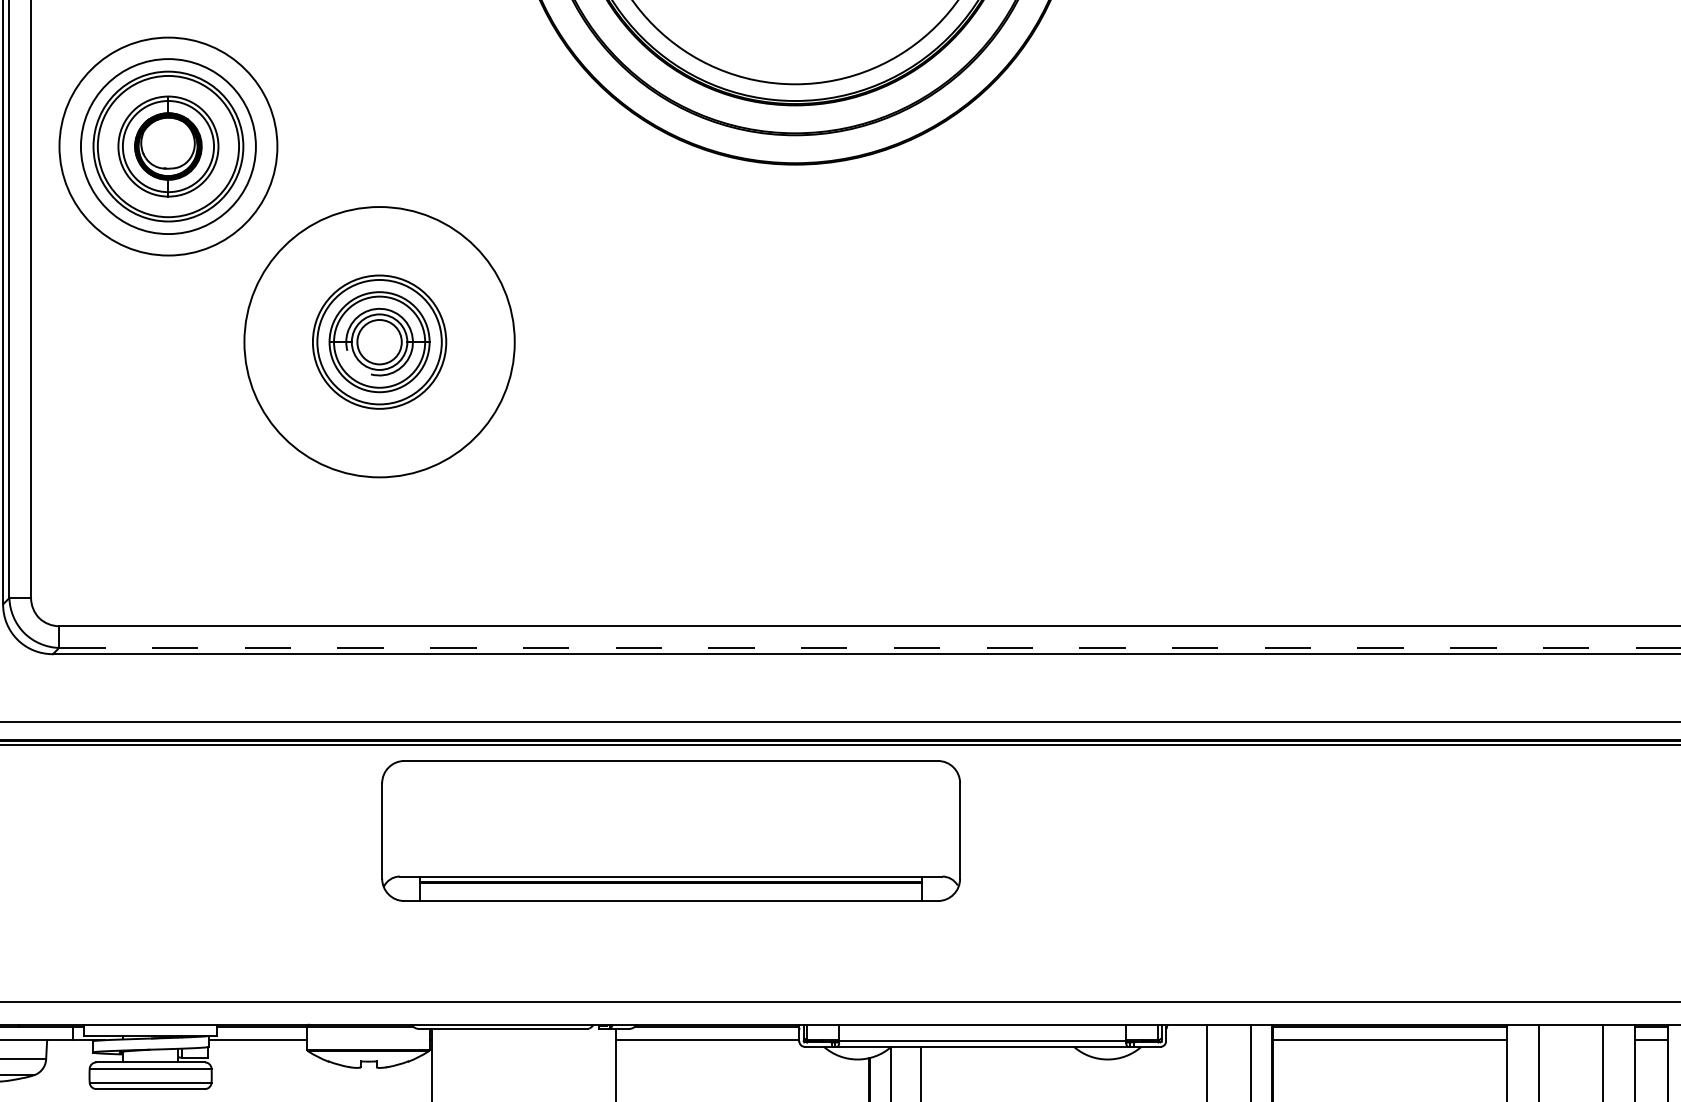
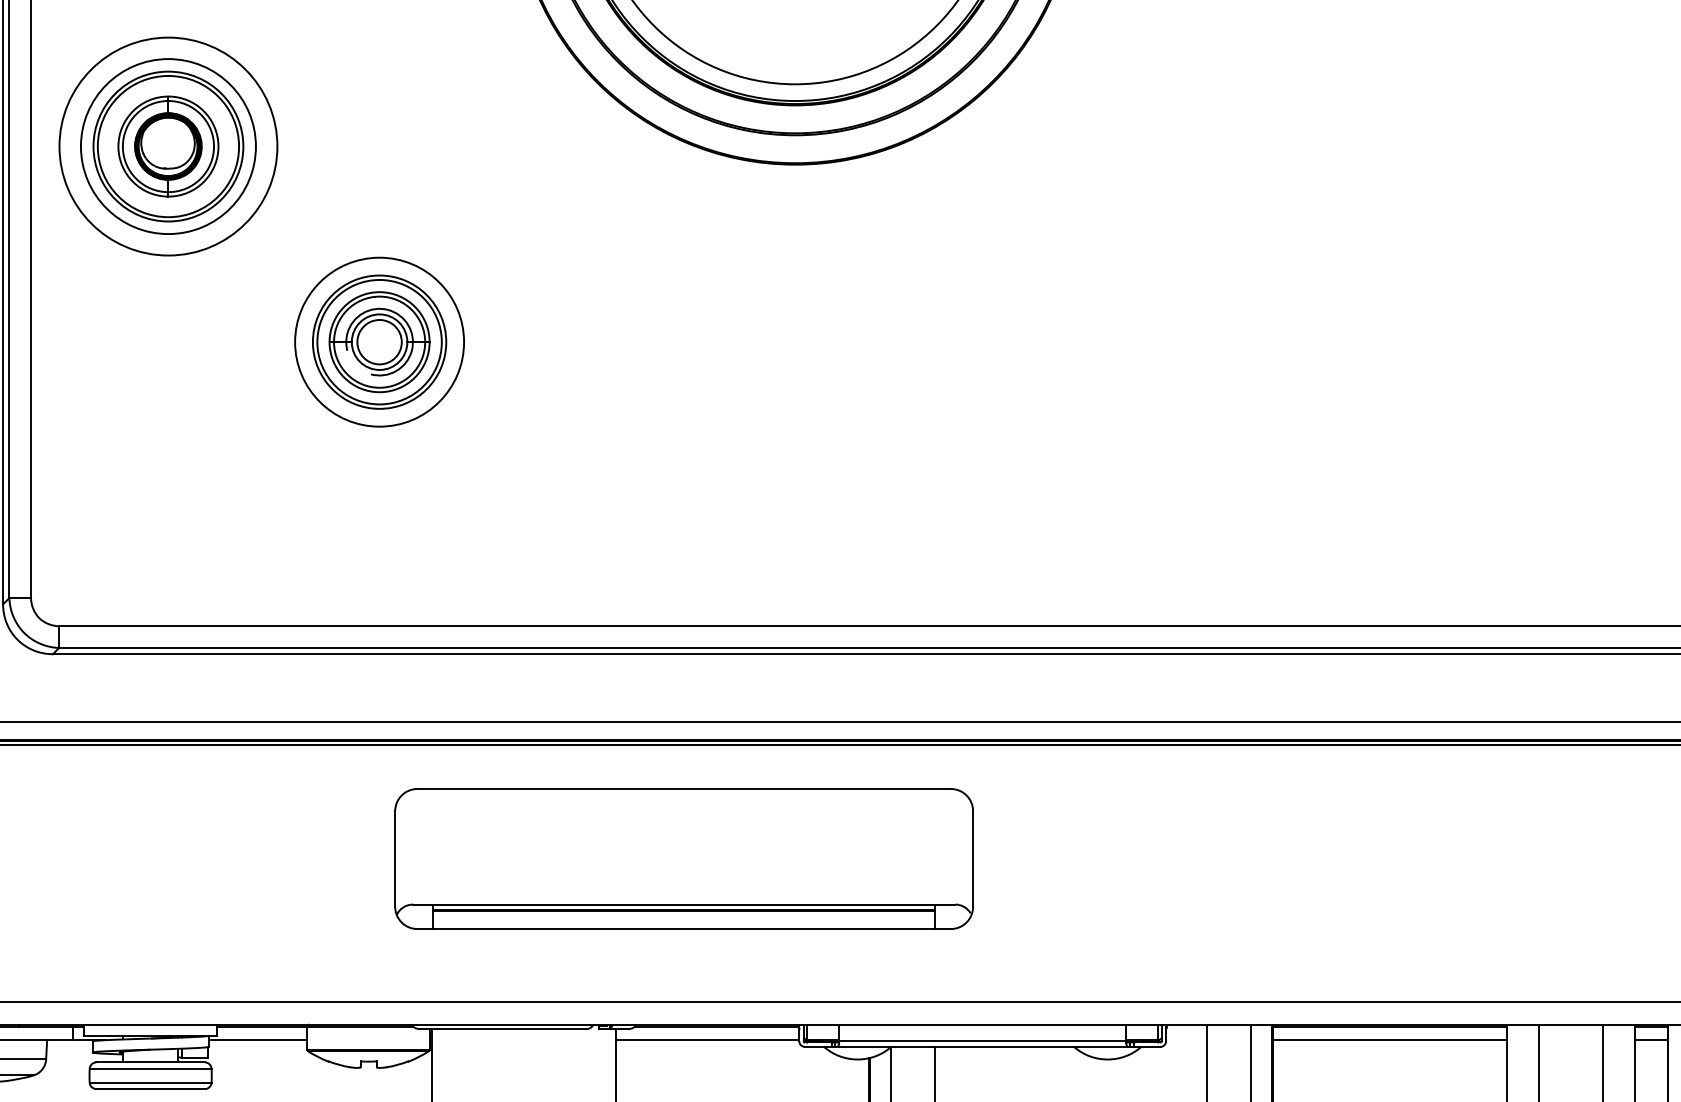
circle diameter: 270 px -> 169 px (379, 341)
line: dashed -> solid (869, 647)
part position: (670, 830) -> (683, 858) (683, 858)
line position: (920, 1072) -> (934, 1072) (934, 1072)
